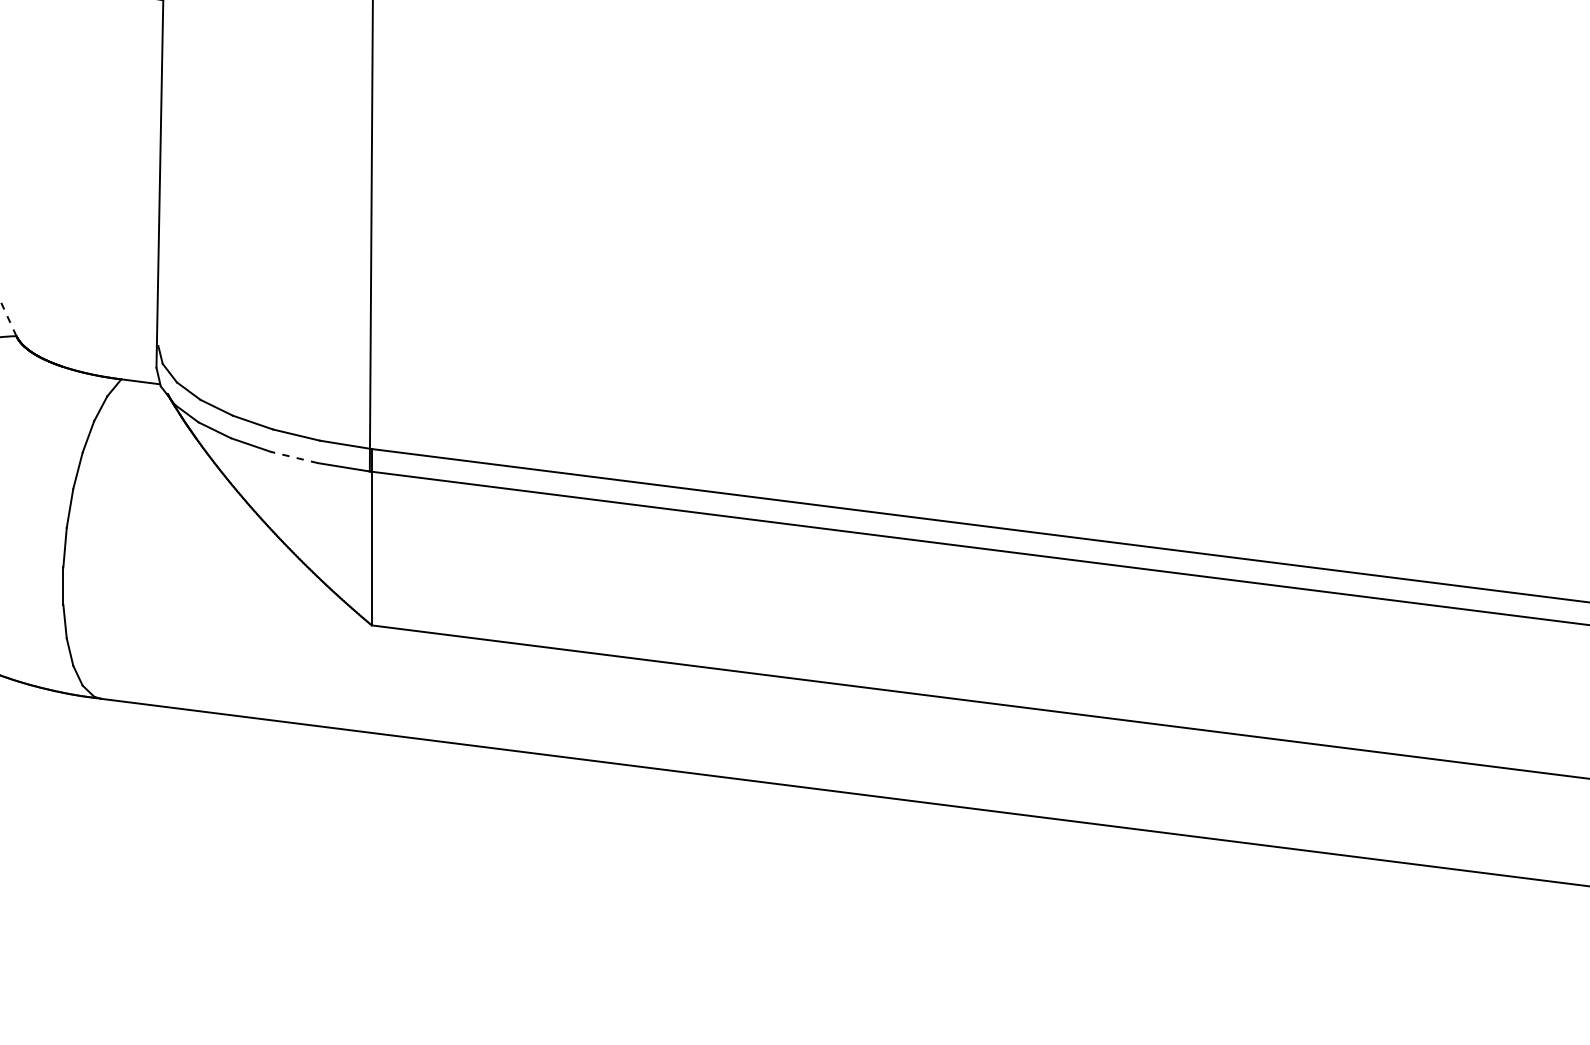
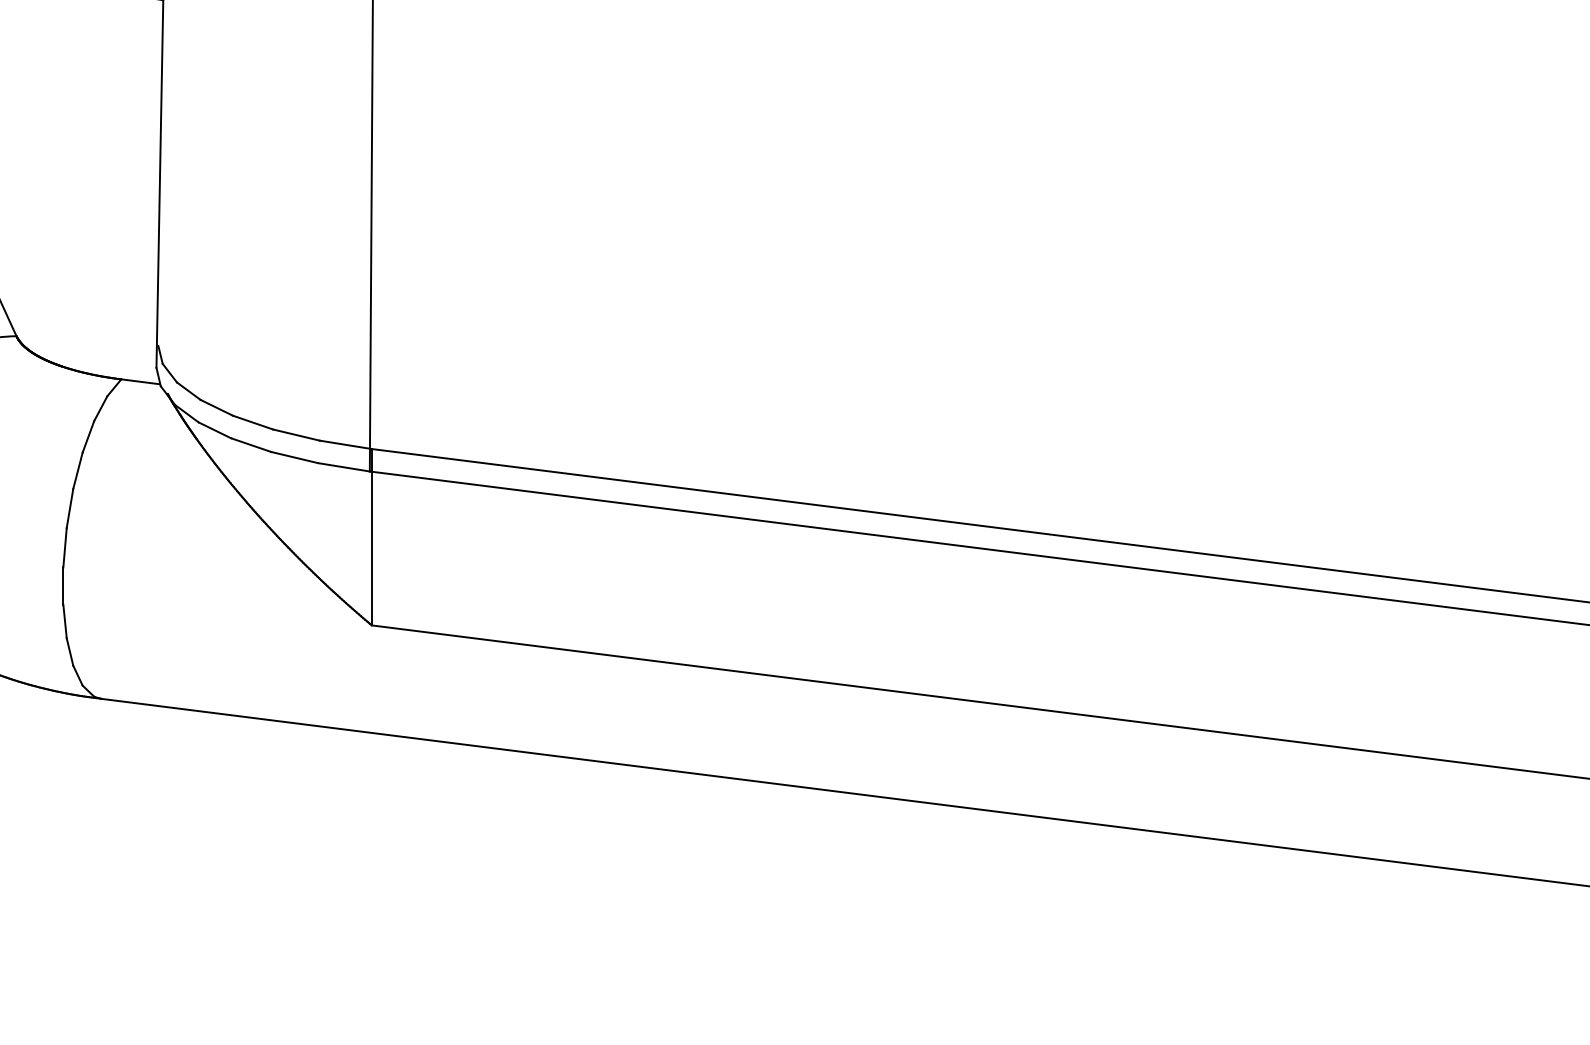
line: dashed -> solid (8, 318)
line: dashed -> solid (294, 457)
